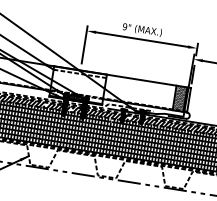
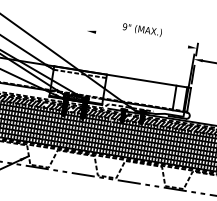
line: present -> none (142, 39)
line: present -> none (84, 44)
hatch: present -> none (179, 98)
